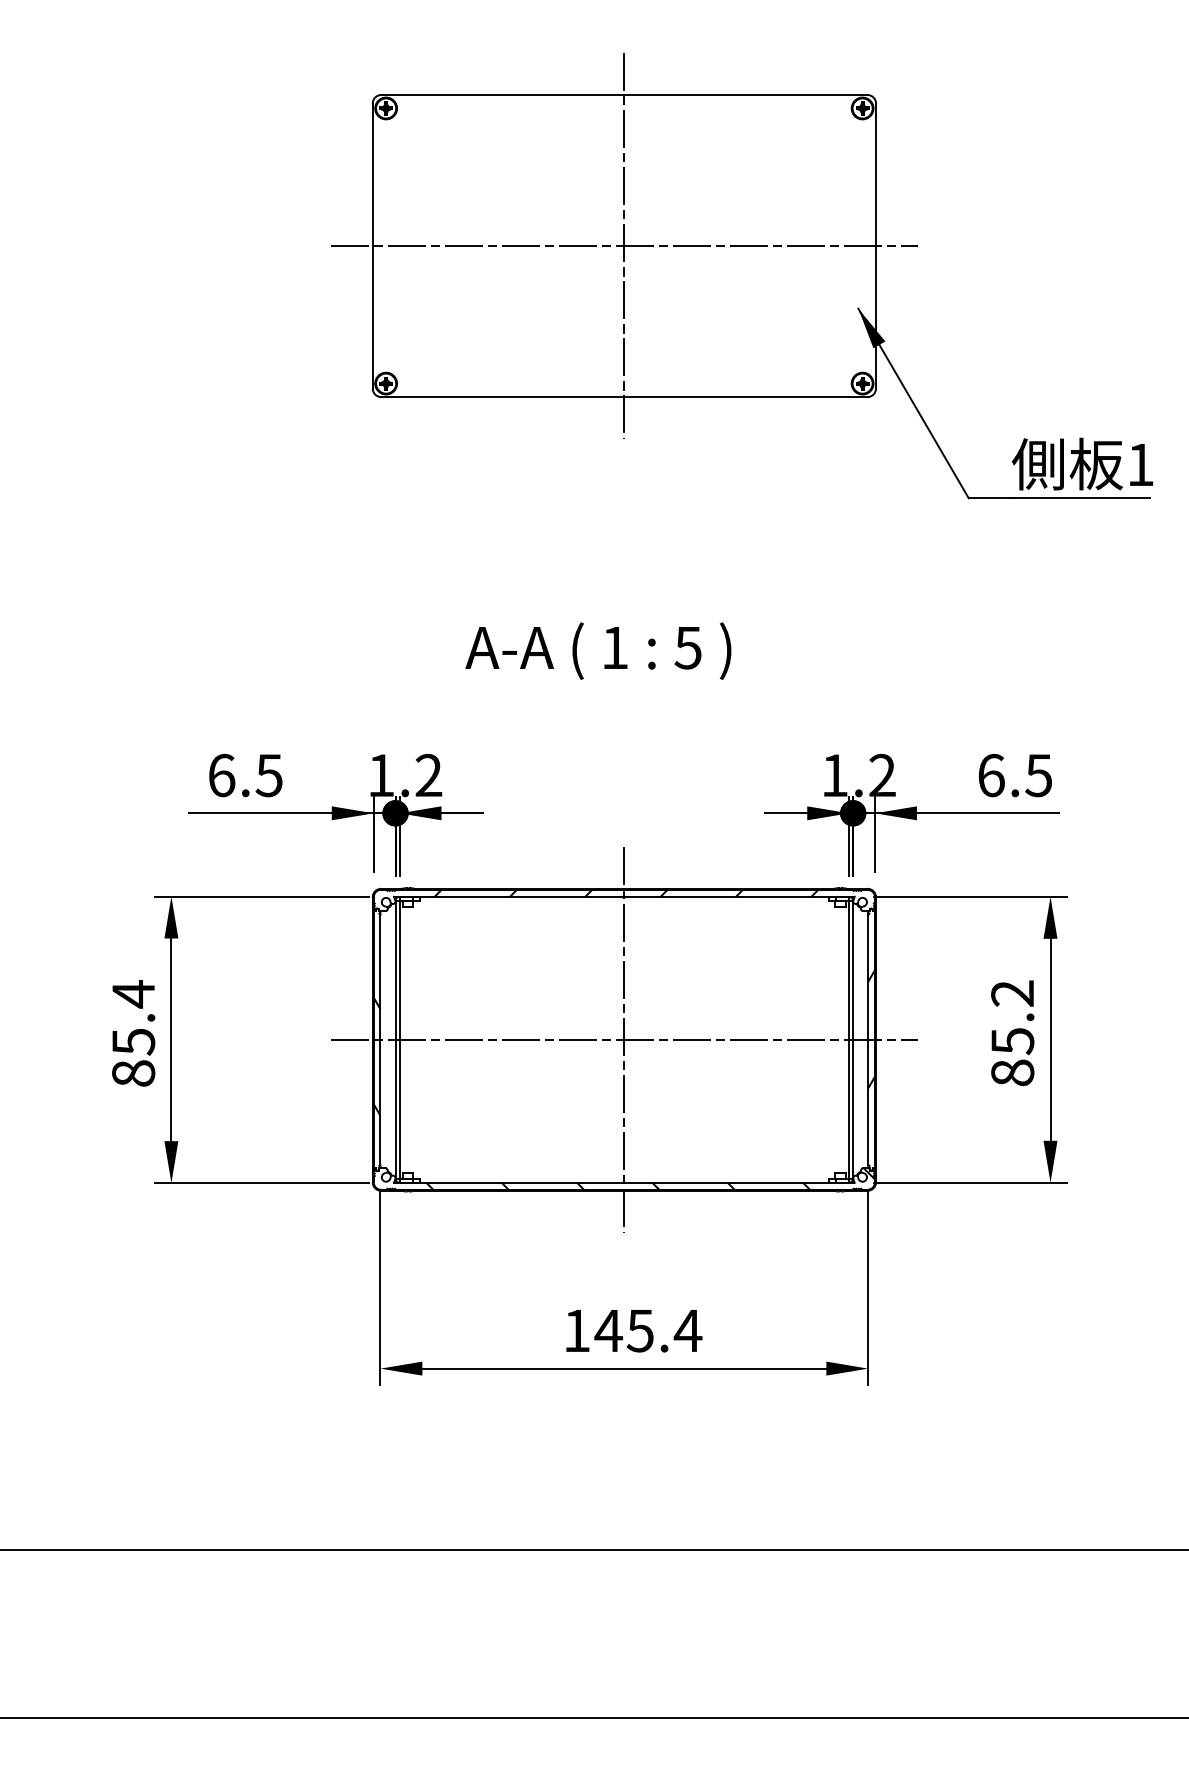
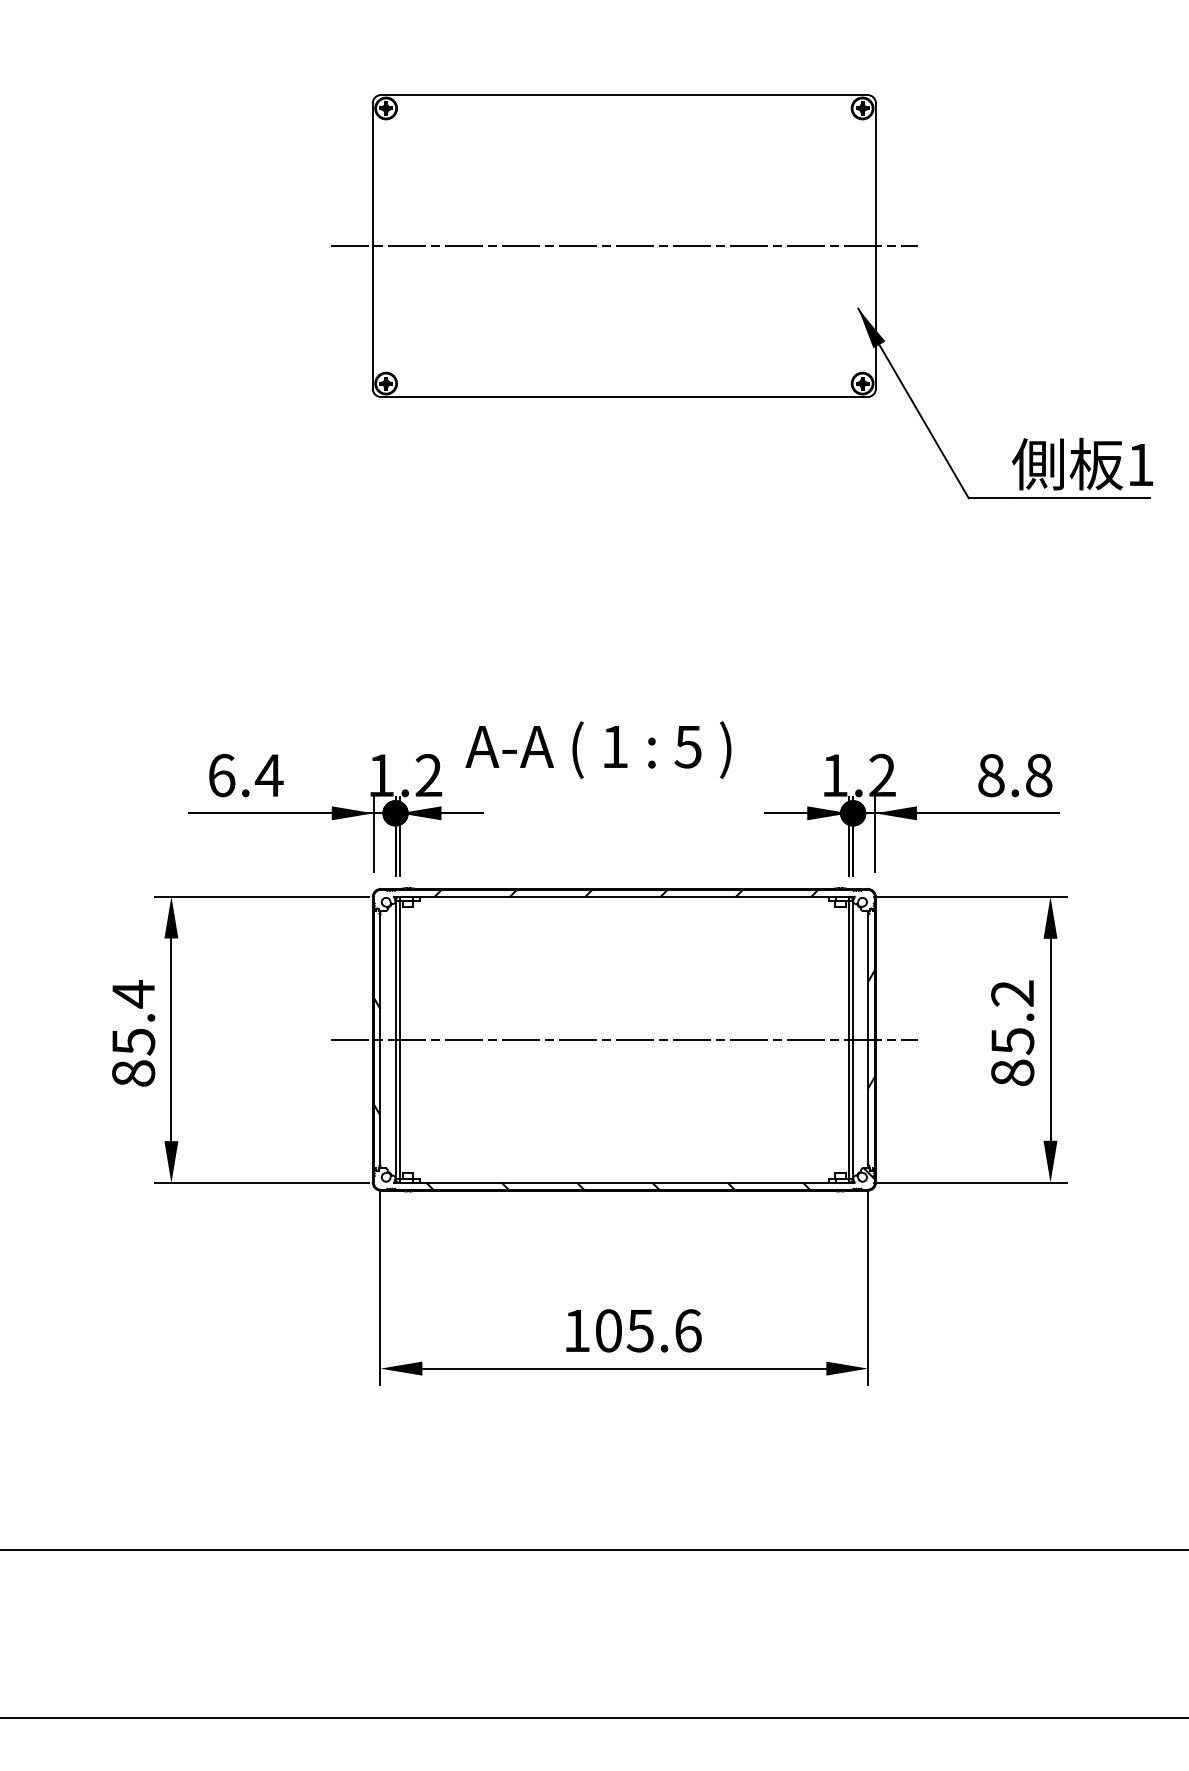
line: present -> none (624, 245)
text position: (598, 650) -> (598, 749) (598, 749)
text: 6.5 -> 6.4 (269, 775)
text: 6.5 -> 8.8 (1015, 775)
line: present -> none (624, 1039)
text: 145.4 -> 105.6 (648, 1330)
